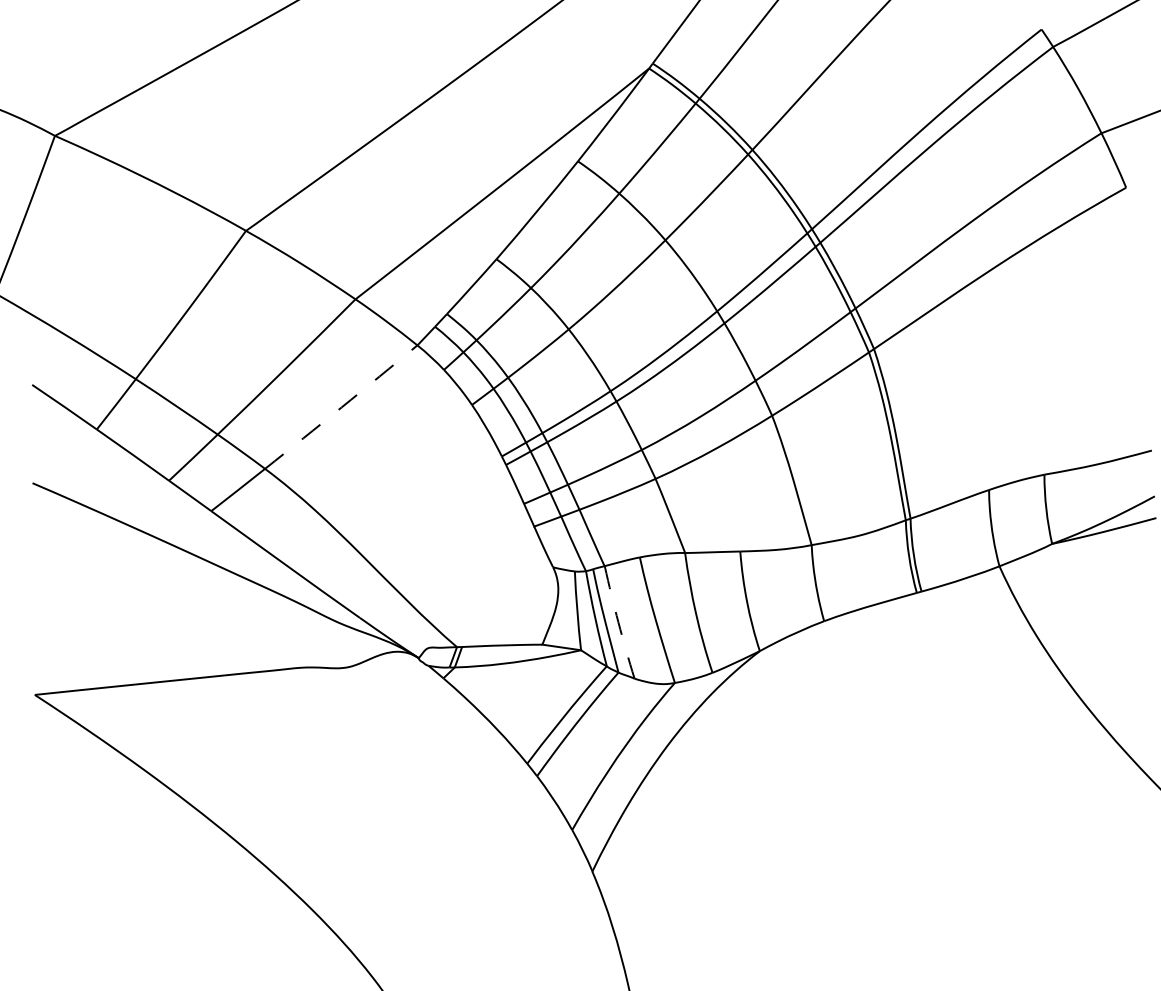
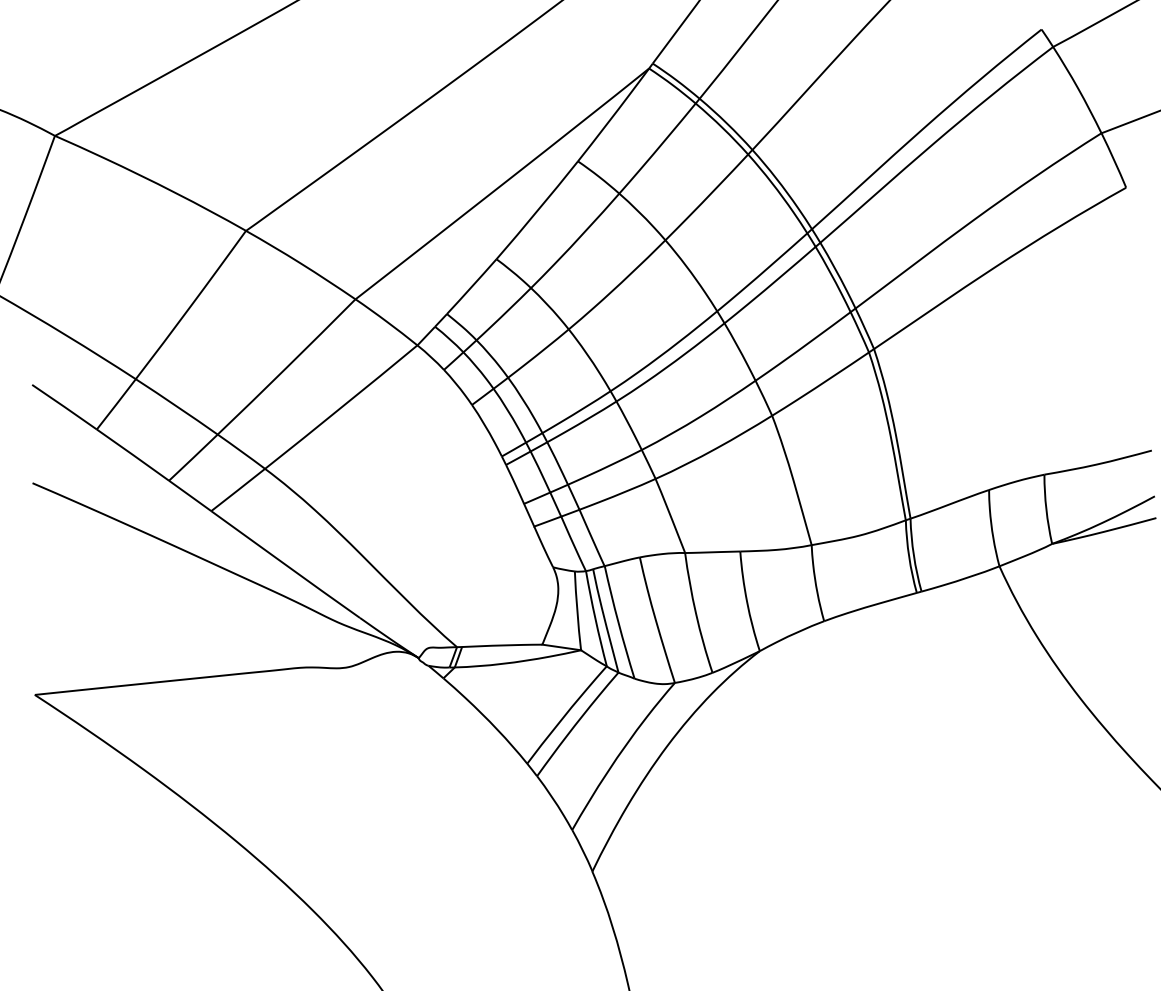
arc: dashed -> solid (341, 407)
arc: dashed -> solid (618, 622)
